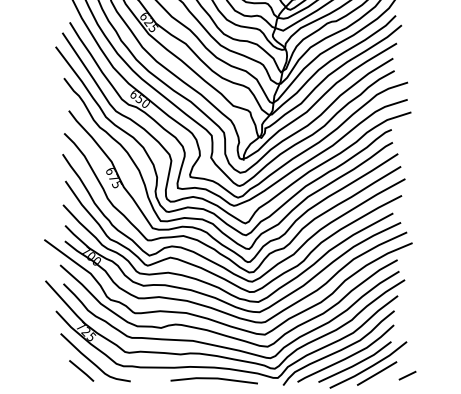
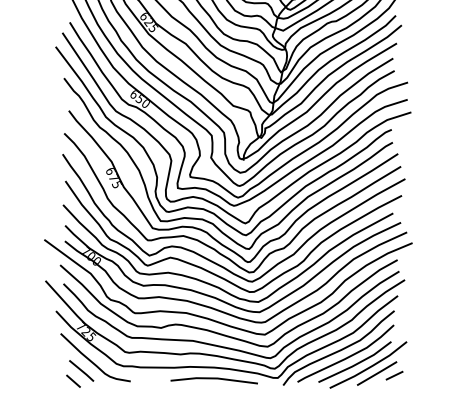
line position: (407, 375) -> (394, 375) (394, 375)
line: none -> present (73, 380)
